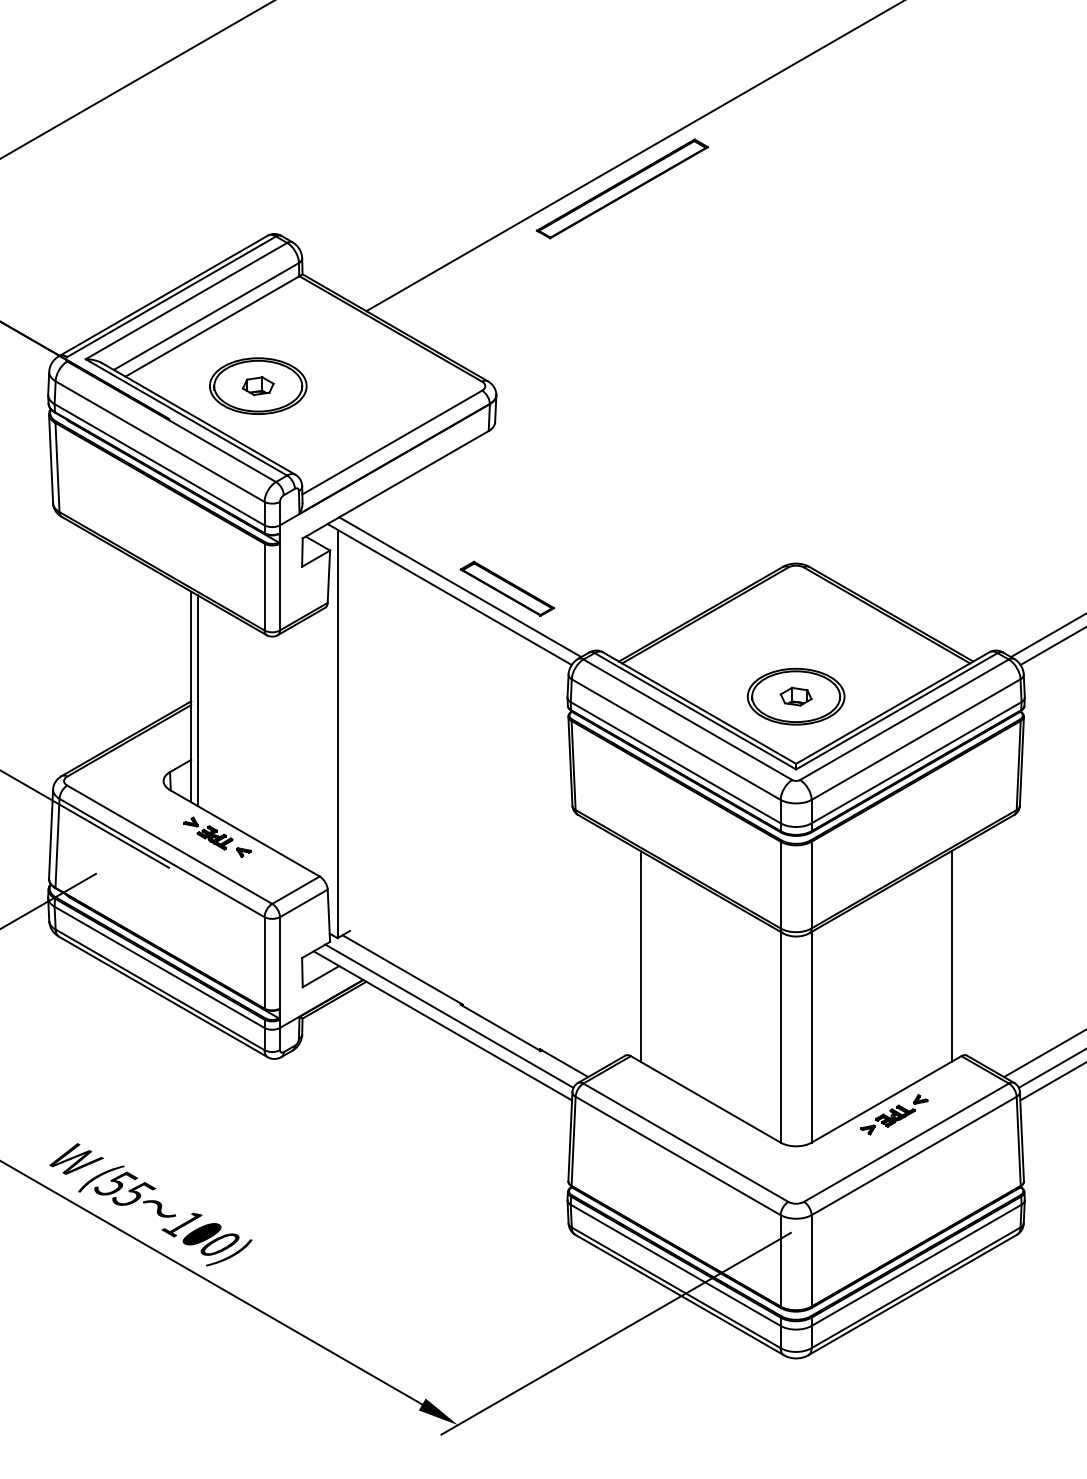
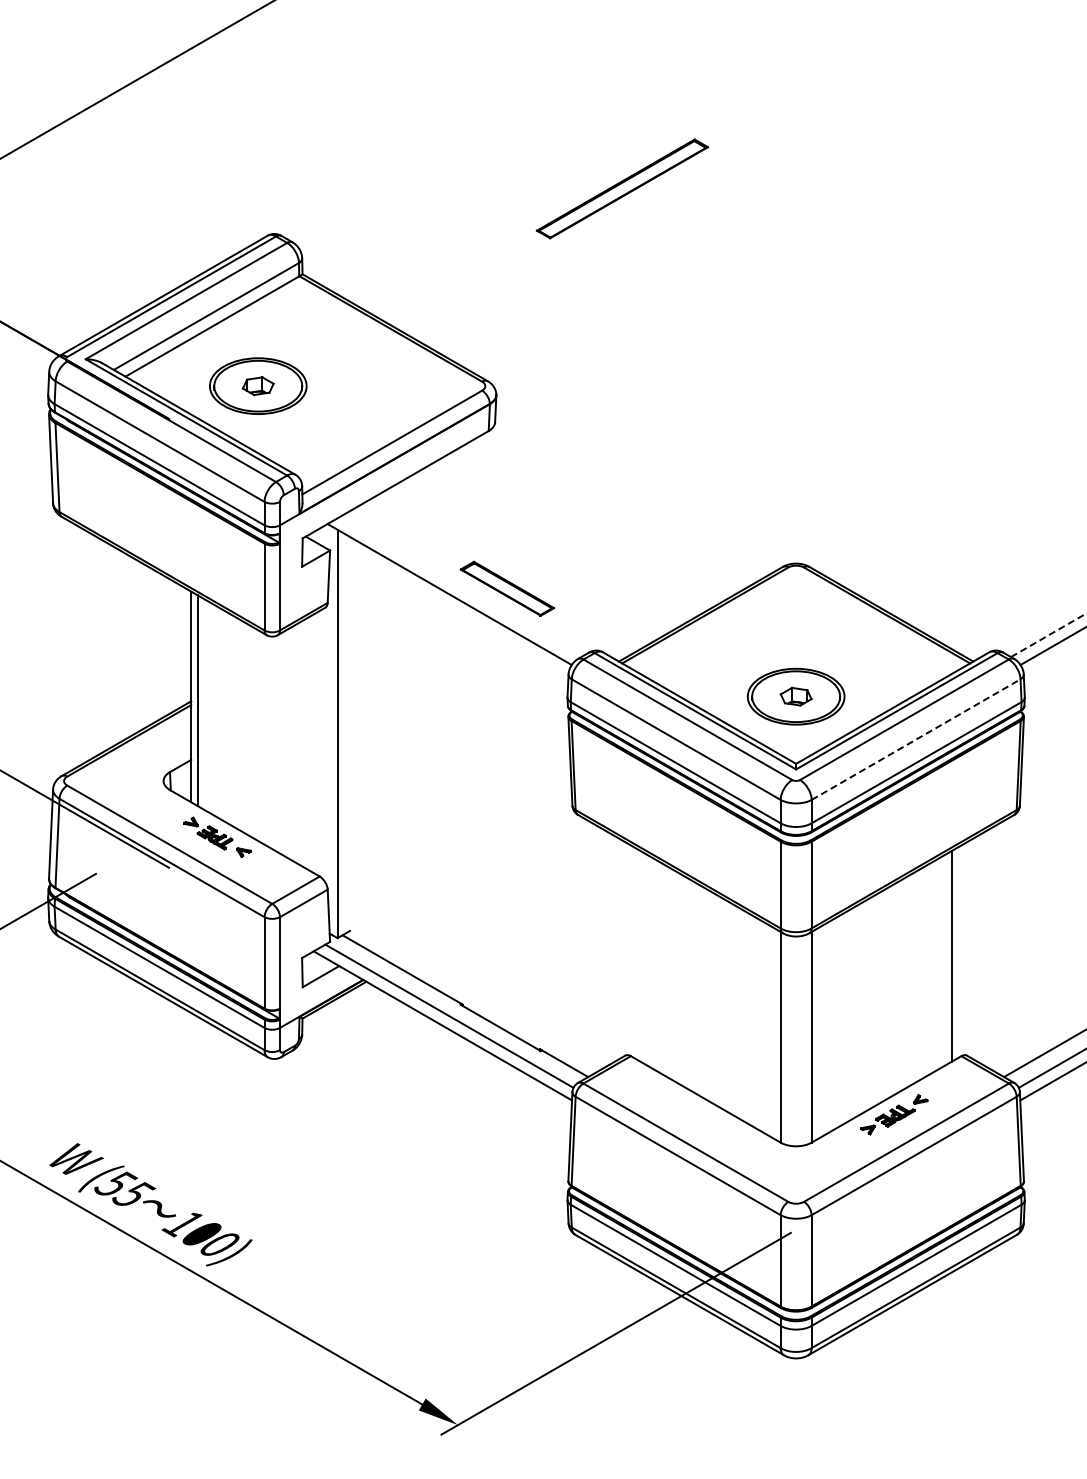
line: present -> none (633, 156)
line: present -> none (460, 587)
line: solid -> dashed (1049, 635)
line: solid -> dashed (916, 739)
line: present -> none (640, 956)
